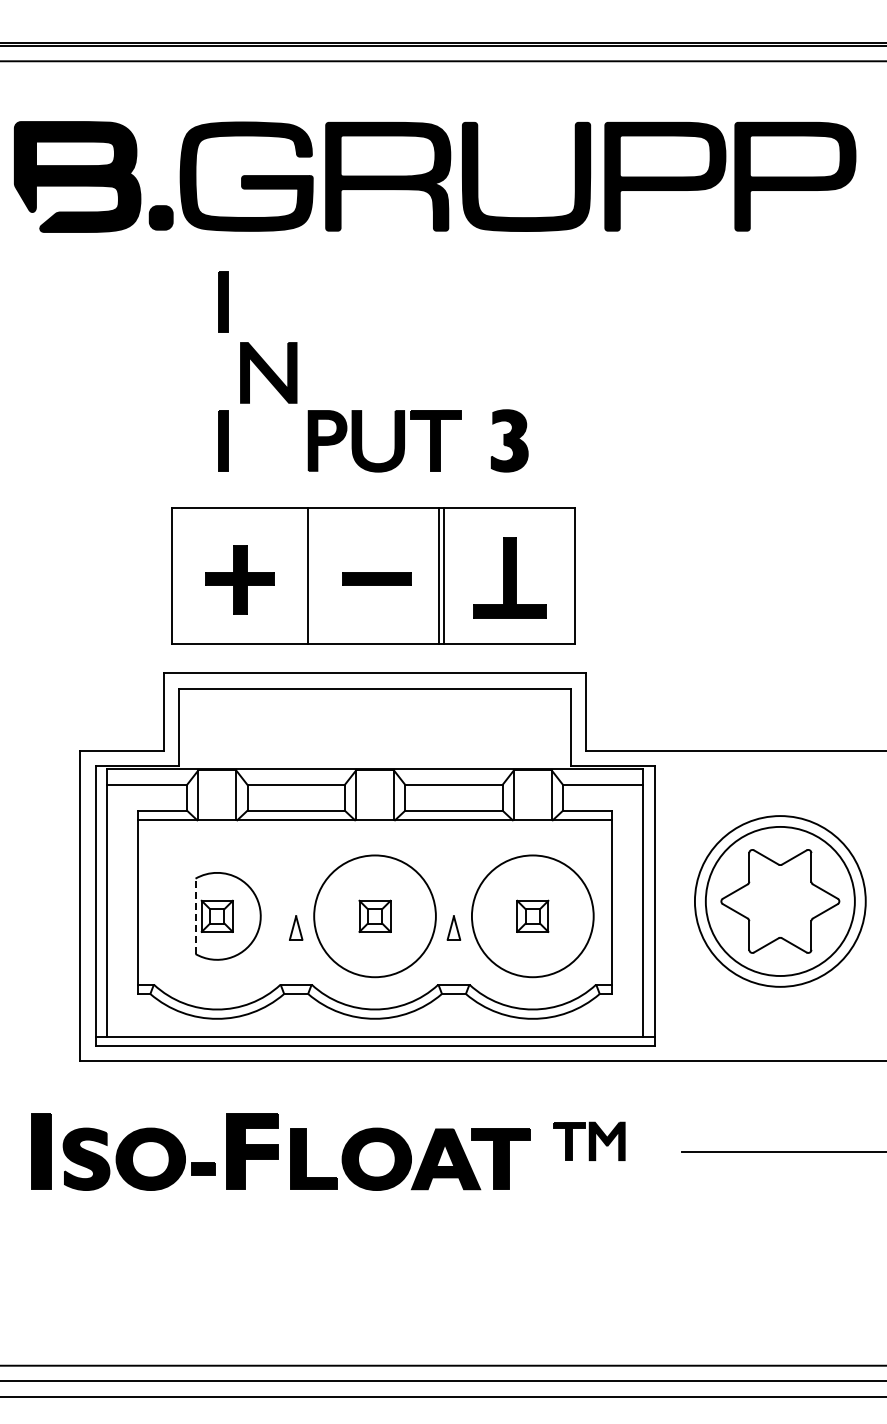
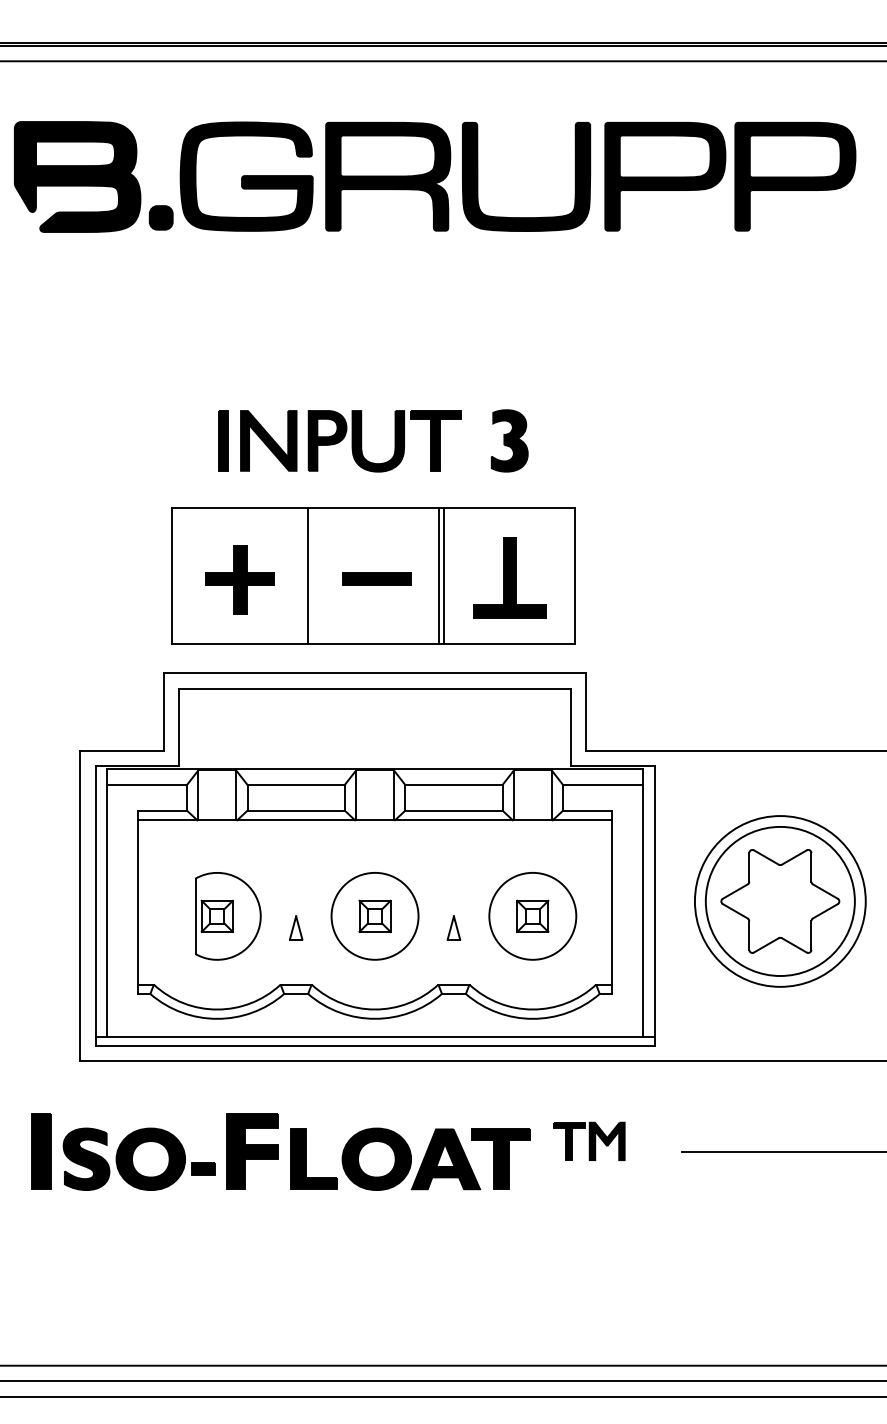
part: present -> none (223, 301)
part position: (268, 372) -> (268, 440) (268, 440)
line: dashed -> solid (195, 916)
circle diameter: 122 px -> 87 px (374, 915)
circle diameter: 122 px -> 87 px (532, 915)
